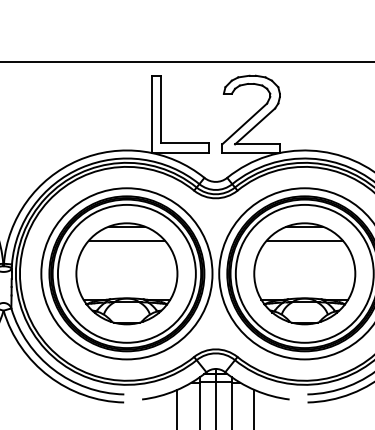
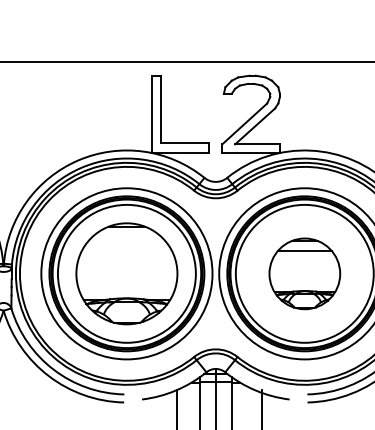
line: present -> none (126, 240)
part size: 104x104 px -> 74x74 px (304, 273)
line position: (254, 407) -> (262, 407) (262, 407)
